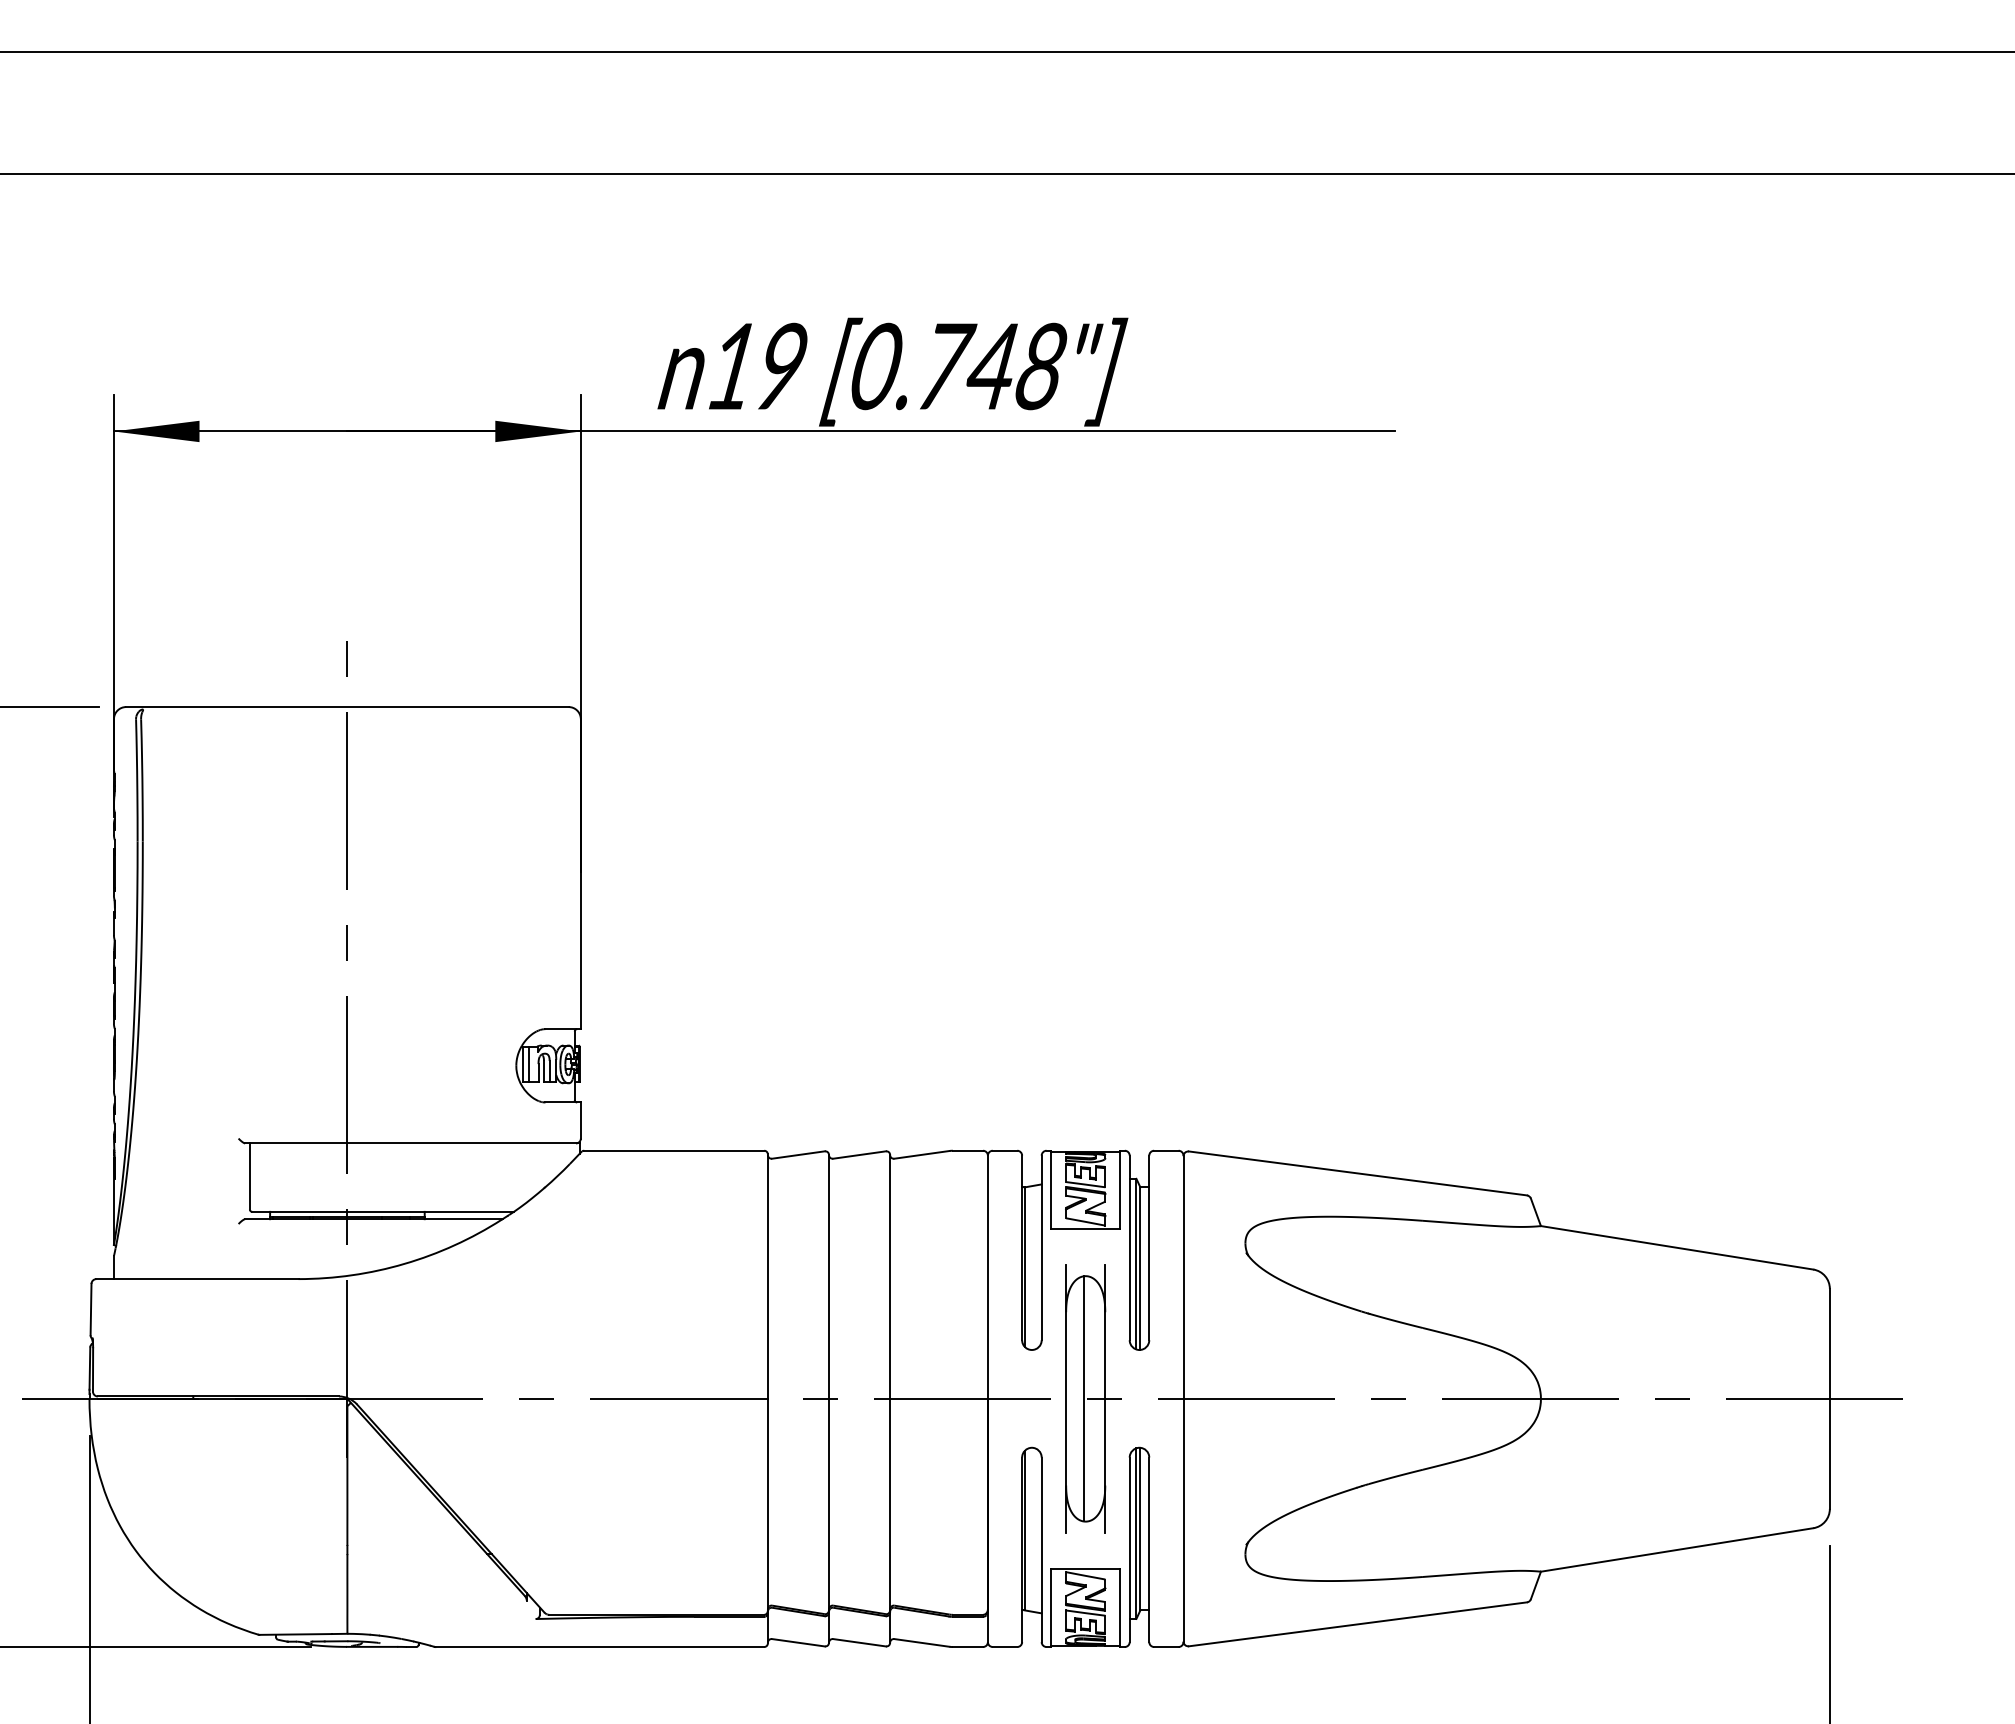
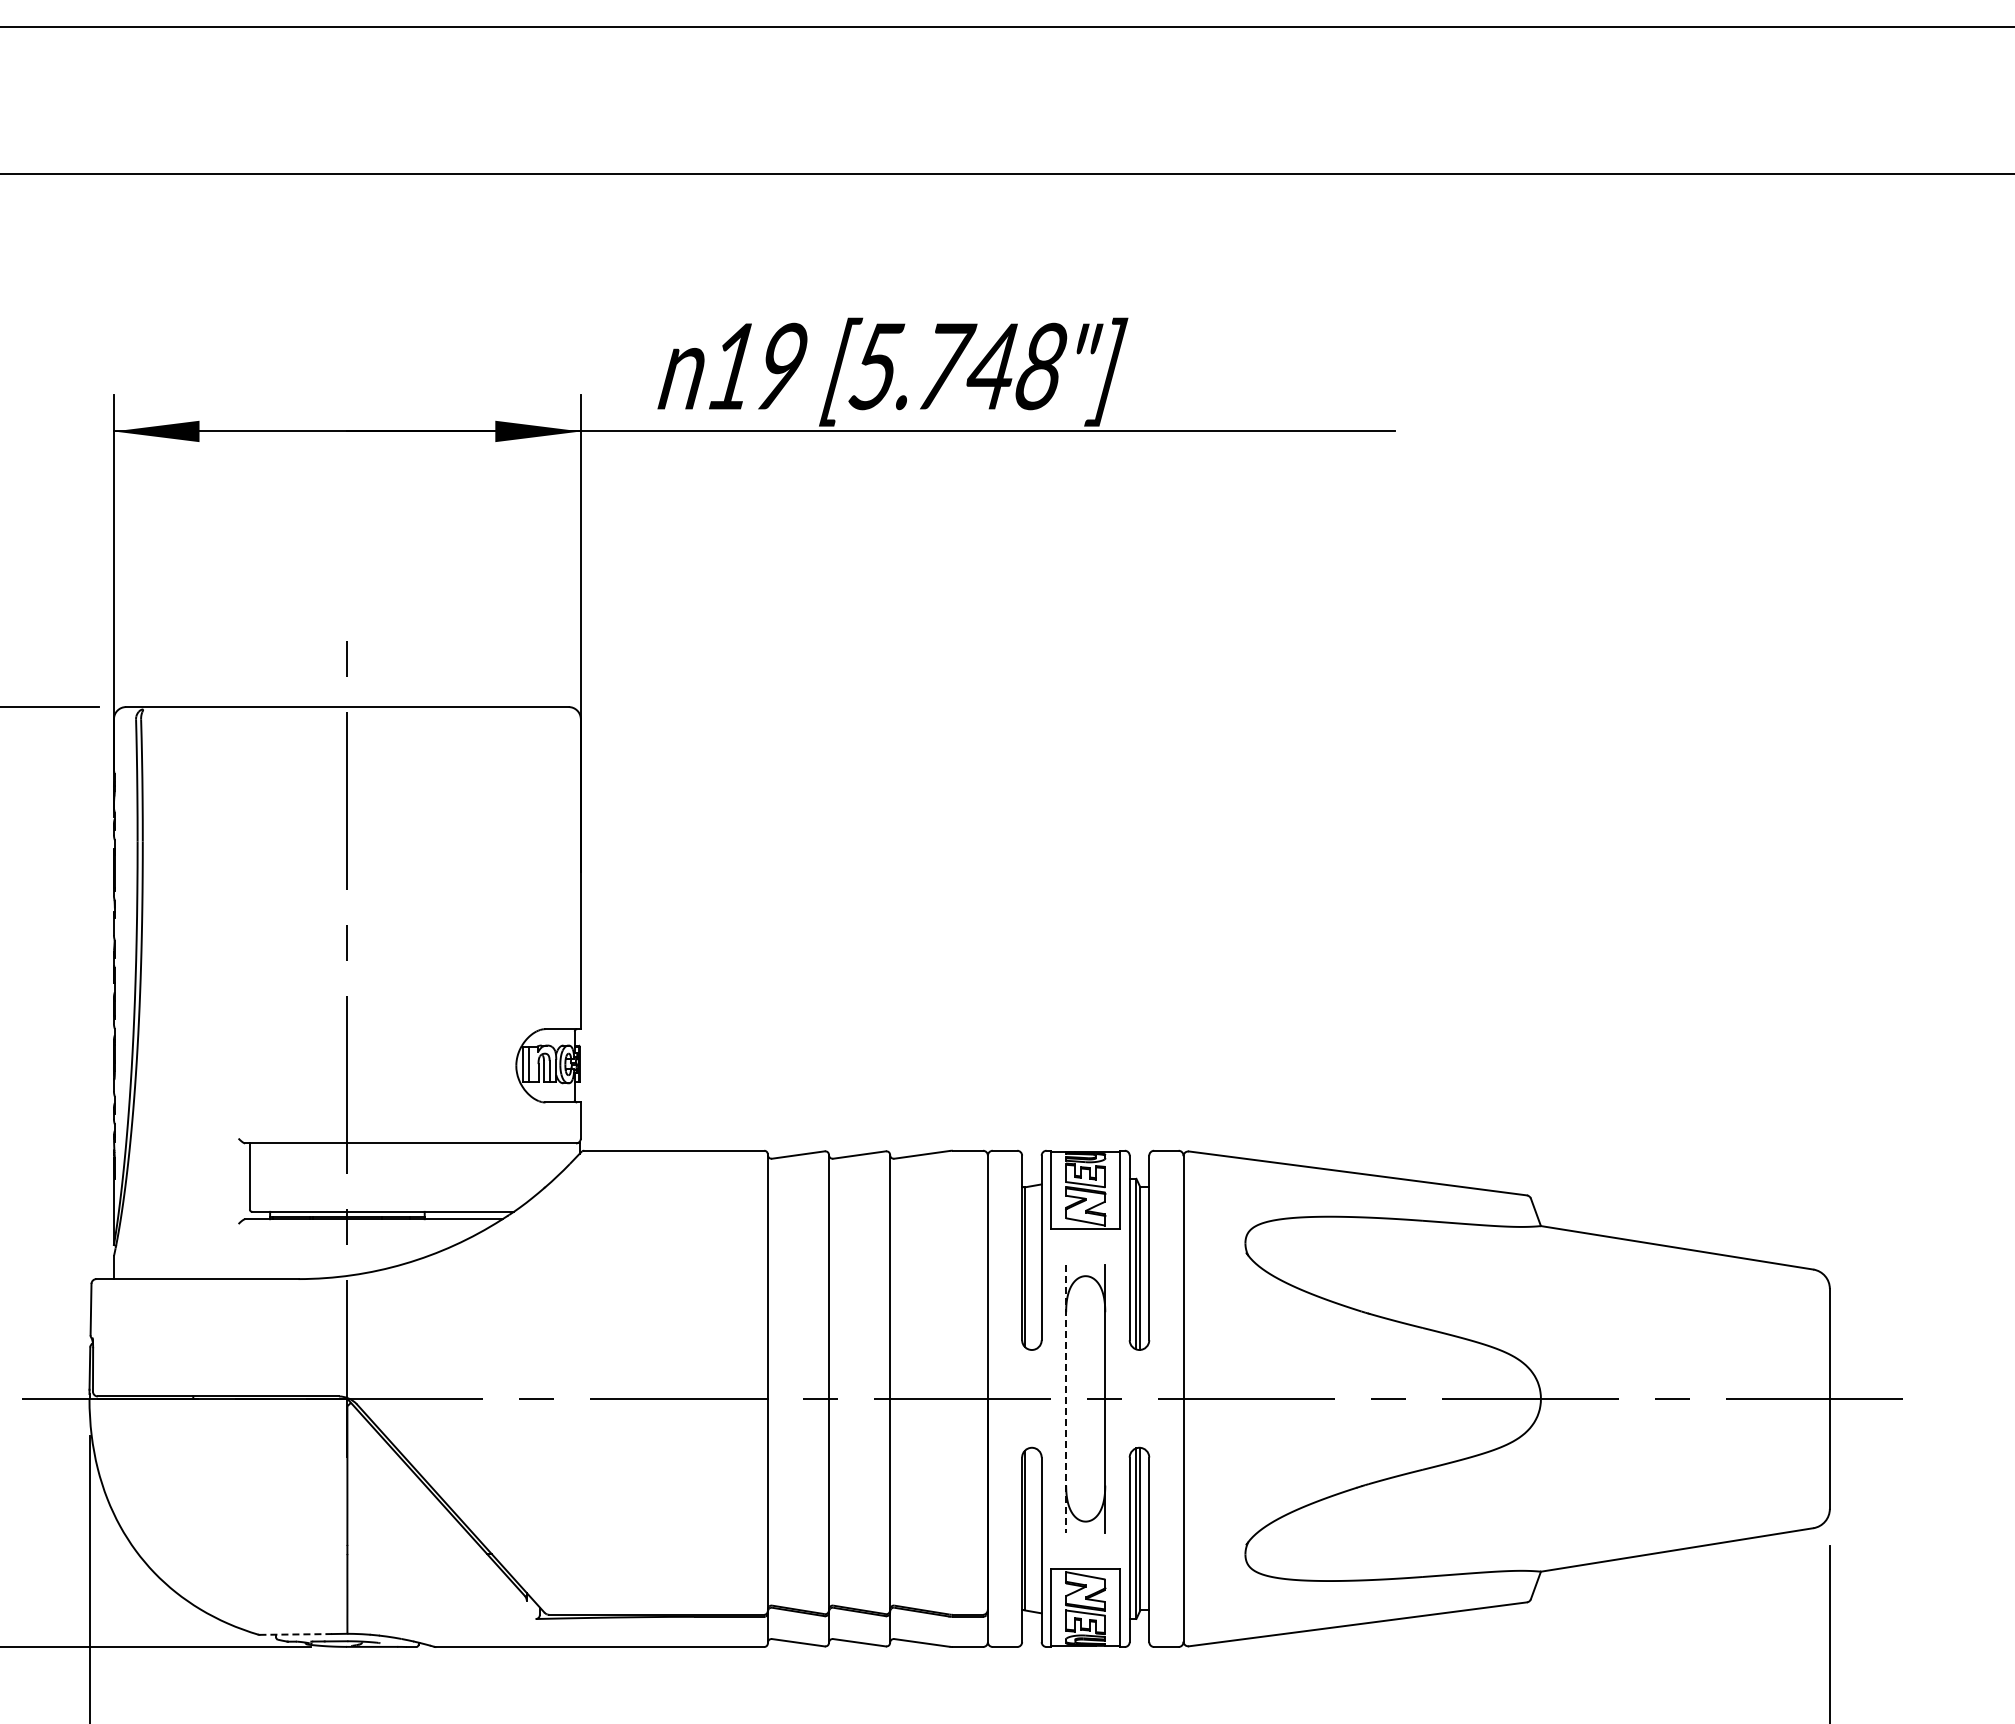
line position: (1006, 51) -> (1006, 26) (1006, 26)
text: [0.748"] -> [5.748"] (876, 366)
line: present -> none (1083, 1398)
line: solid -> dashed (1066, 1399)
line: solid -> dashed (296, 1634)
